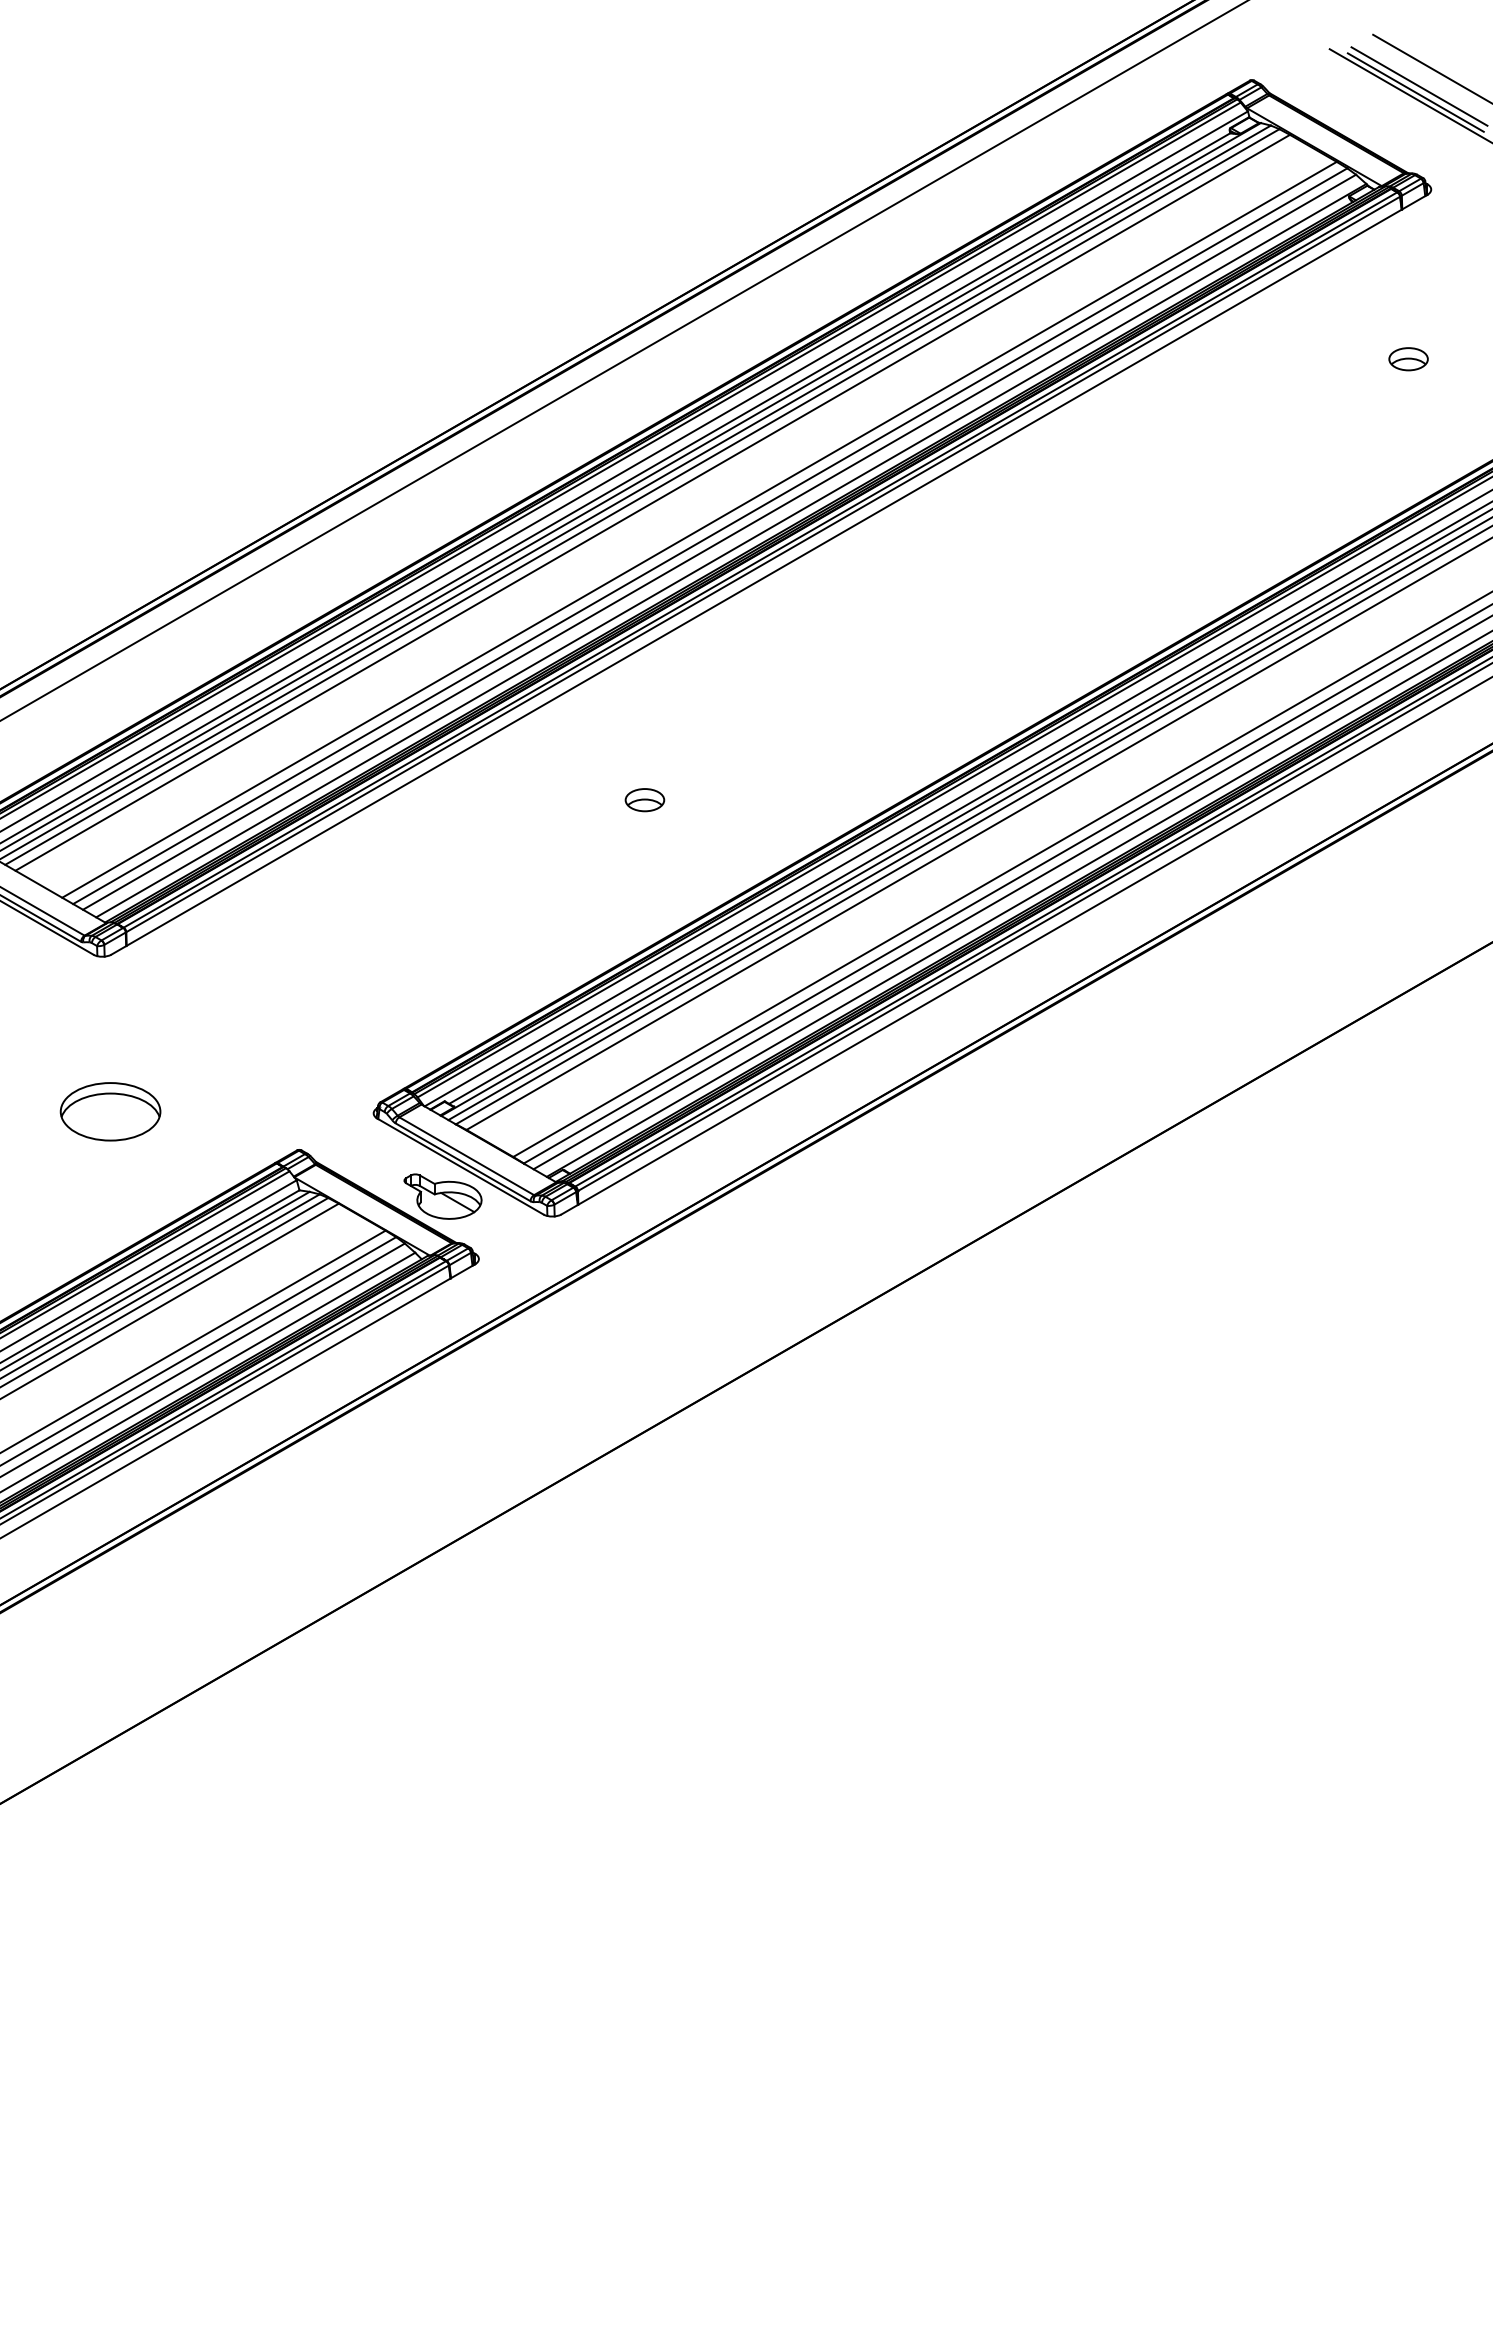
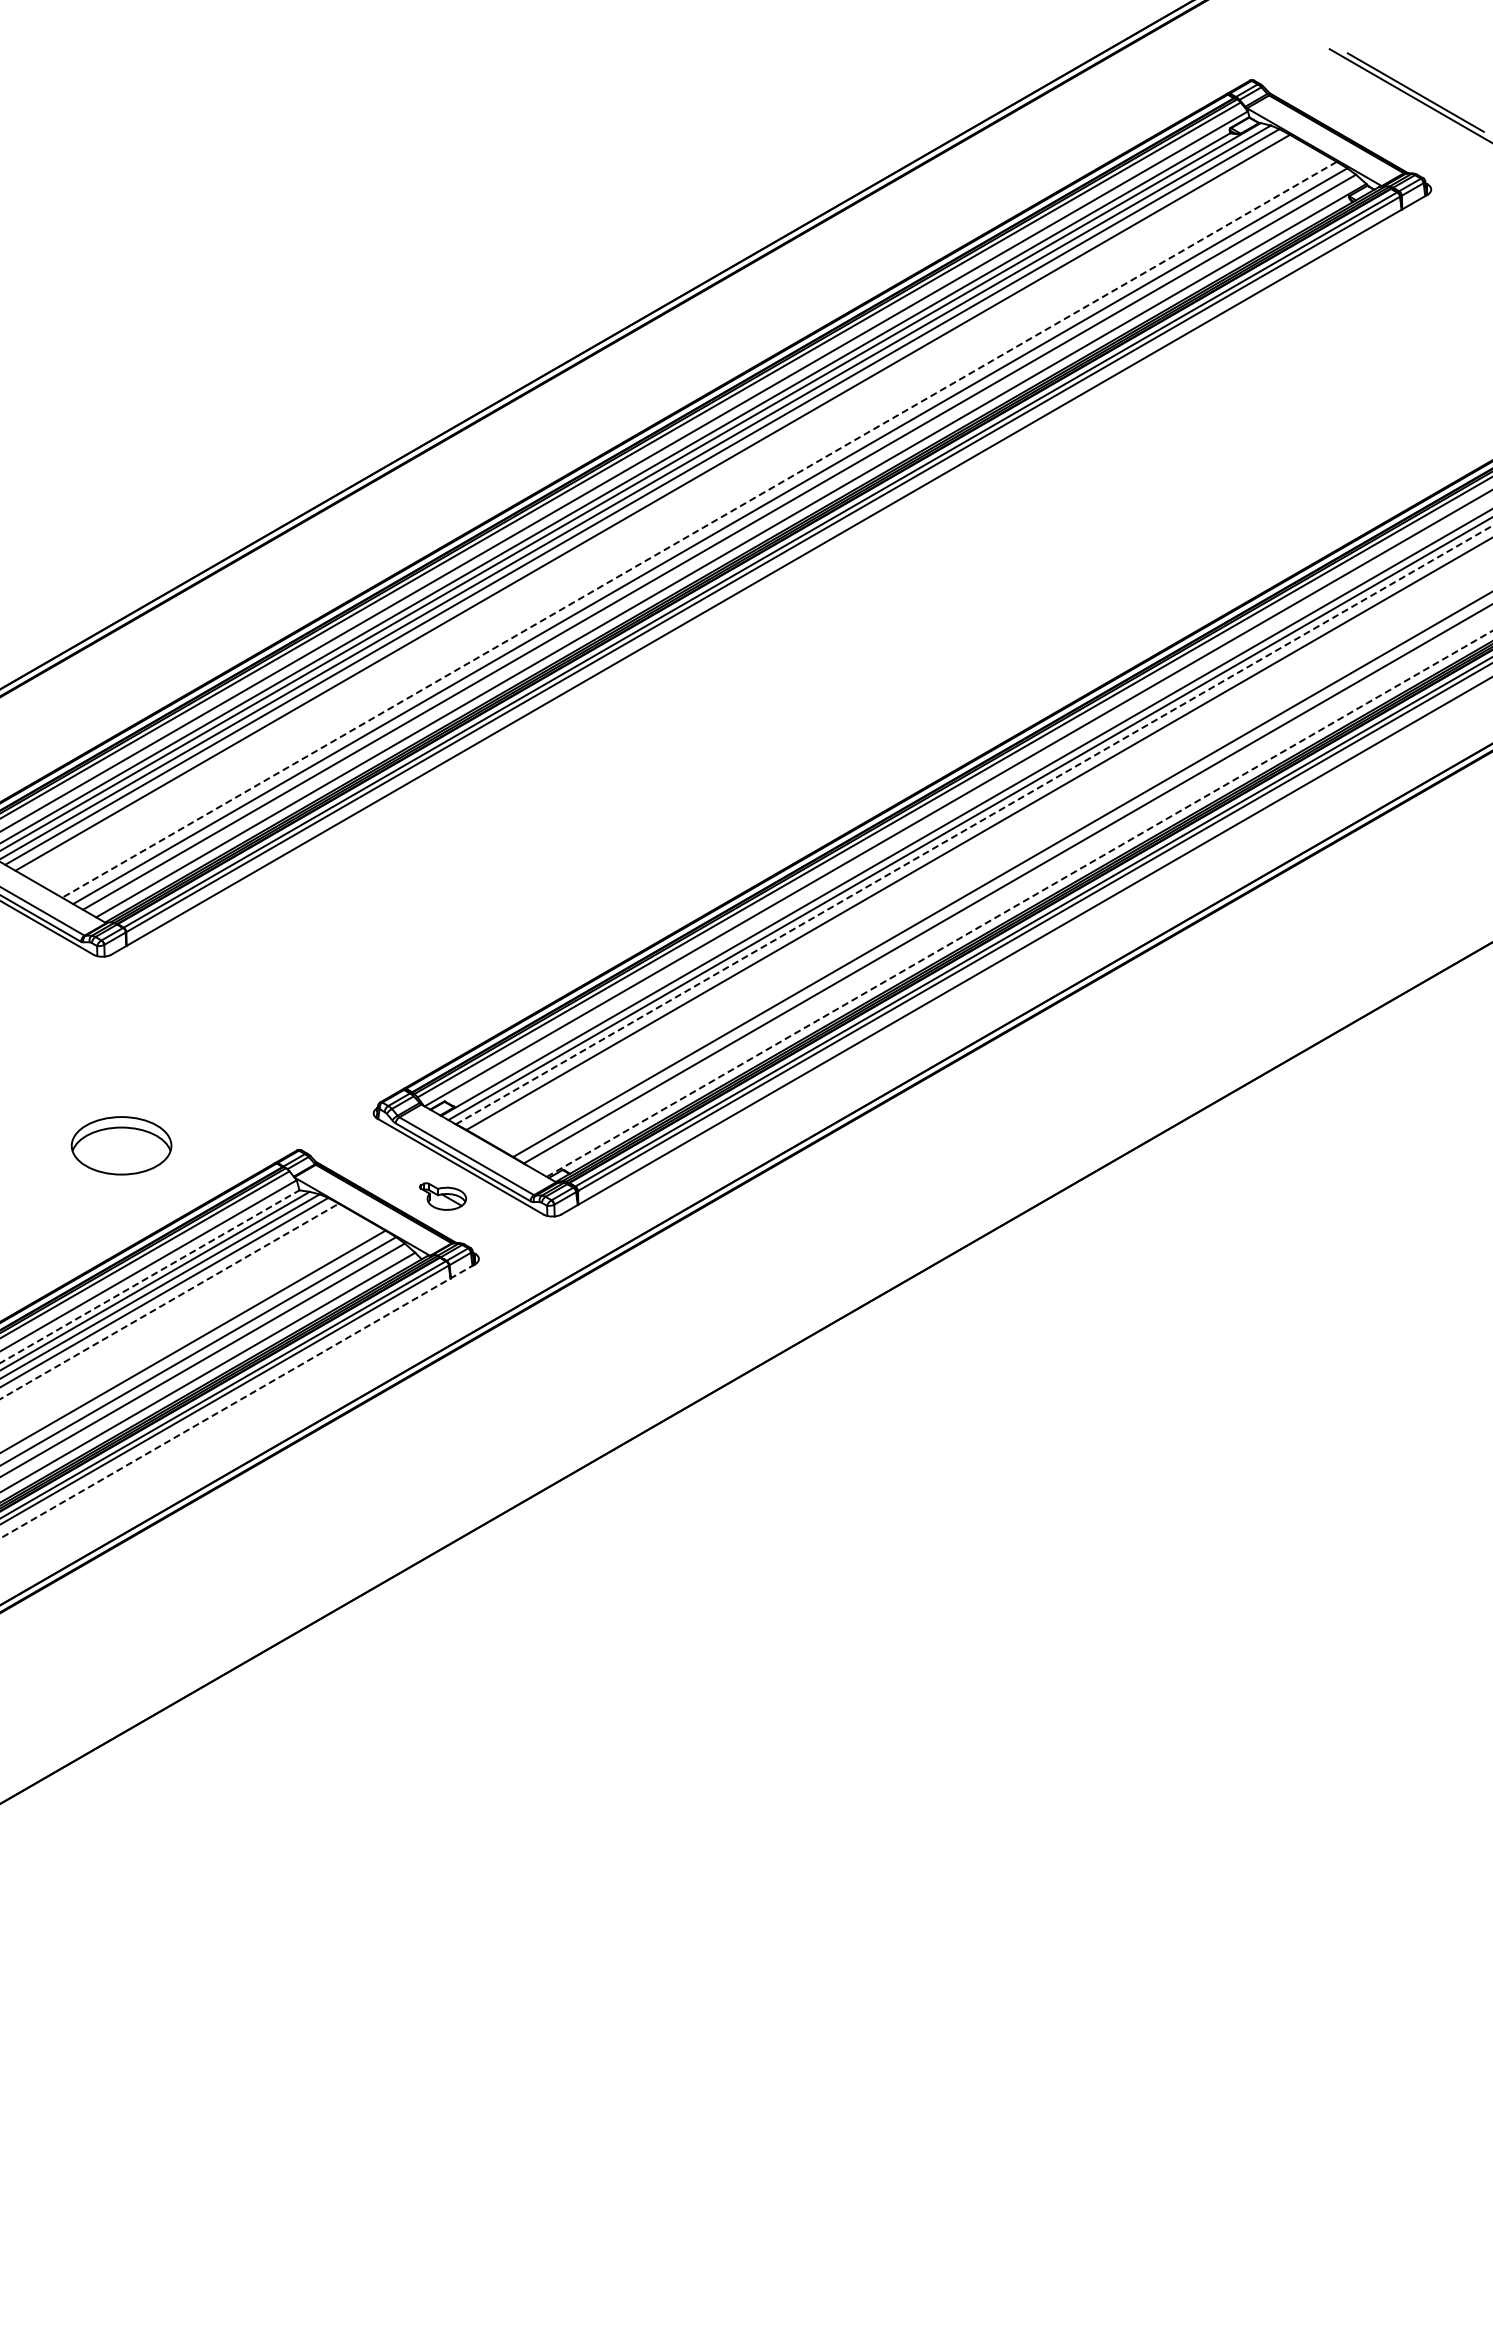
line: present -> none (1431, 68)
line: present -> none (1419, 86)
part: present -> none (1408, 359)
line: present -> none (623, 360)
line: solid -> dashed (699, 529)
part: present -> none (644, 800)
line: present -> none (969, 803)
line: solid -> dashed (974, 824)
line: present -> none (1011, 893)
line: solid -> dashed (1019, 903)
part position: (110, 1111) -> (121, 1145) (121, 1145)
part size: 80x47 px -> 49x29 px (443, 1196)
line: solid -> dashed (150, 1276)
line: solid -> dashed (170, 1301)
line: solid -> dashed (237, 1401)
